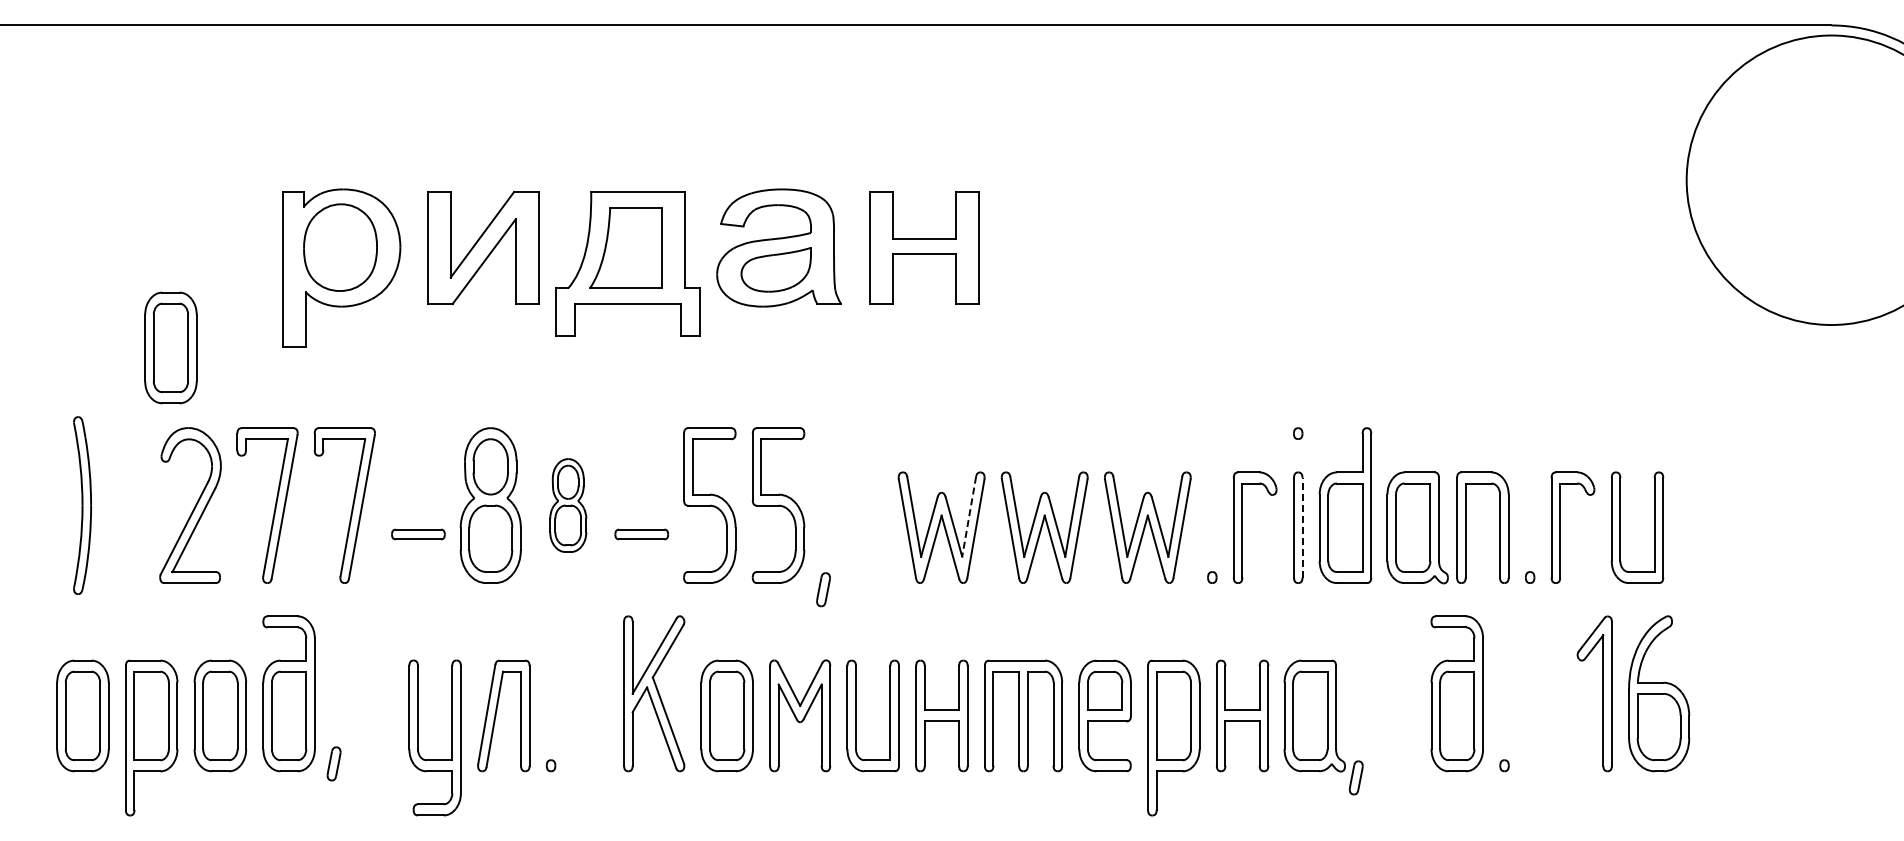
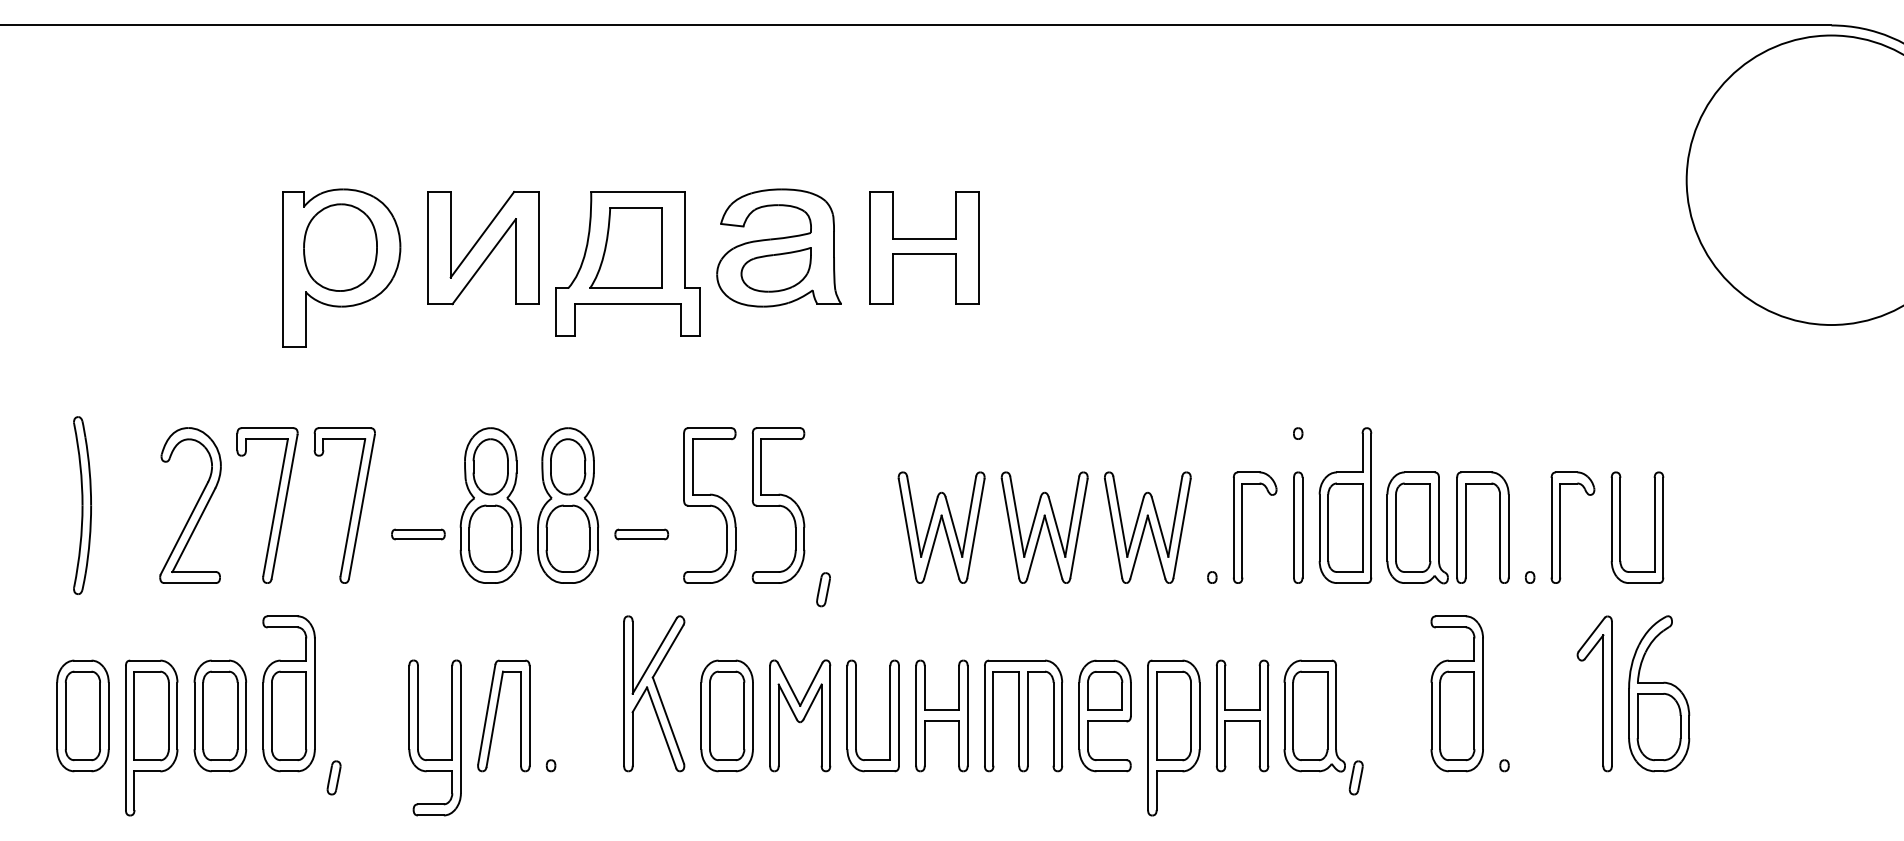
part: present -> none (170, 347)
part size: 39x95 px -> 63x157 px (568, 505)
line: dashed -> solid (969, 516)
line: dashed -> solid (1302, 527)
part position: (333, 763) -> (333, 777) (333, 777)
